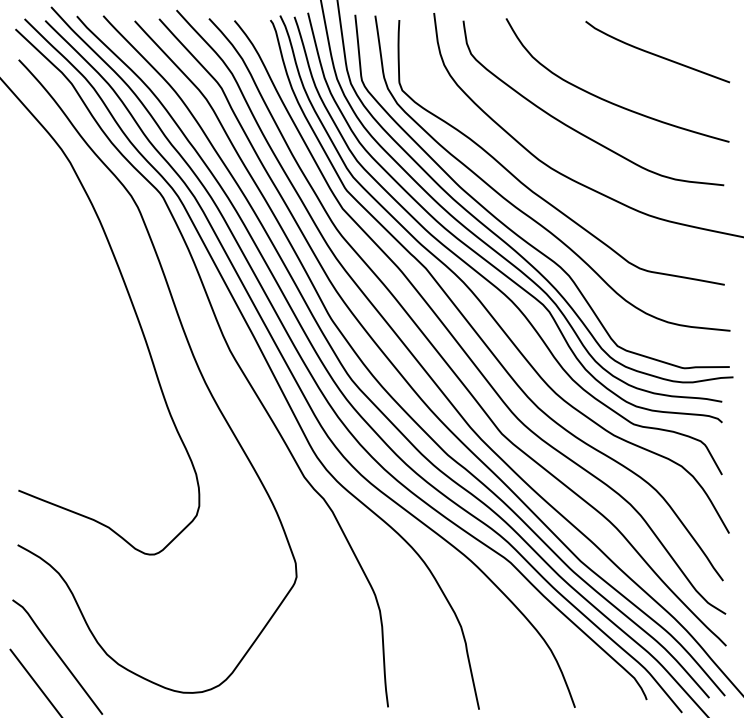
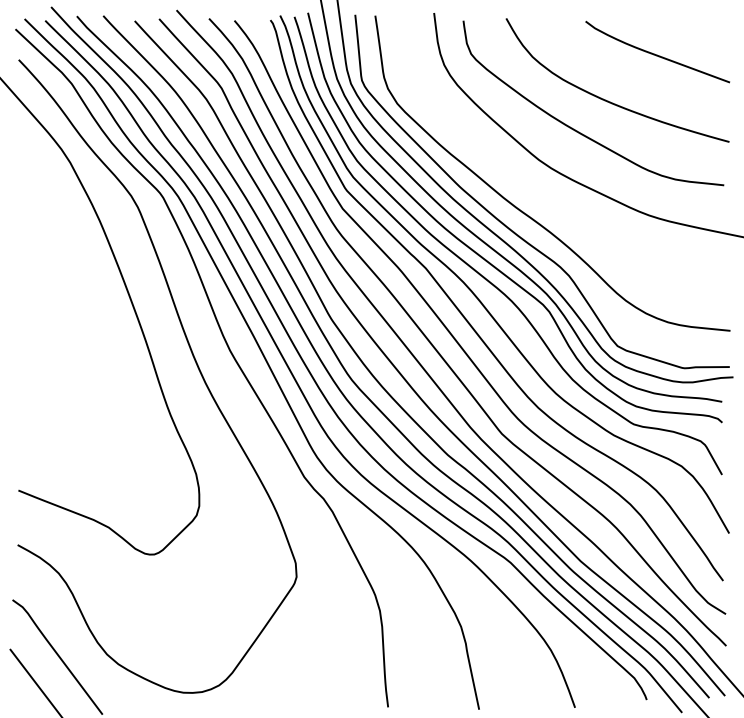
curve: present -> none (530, 188)
